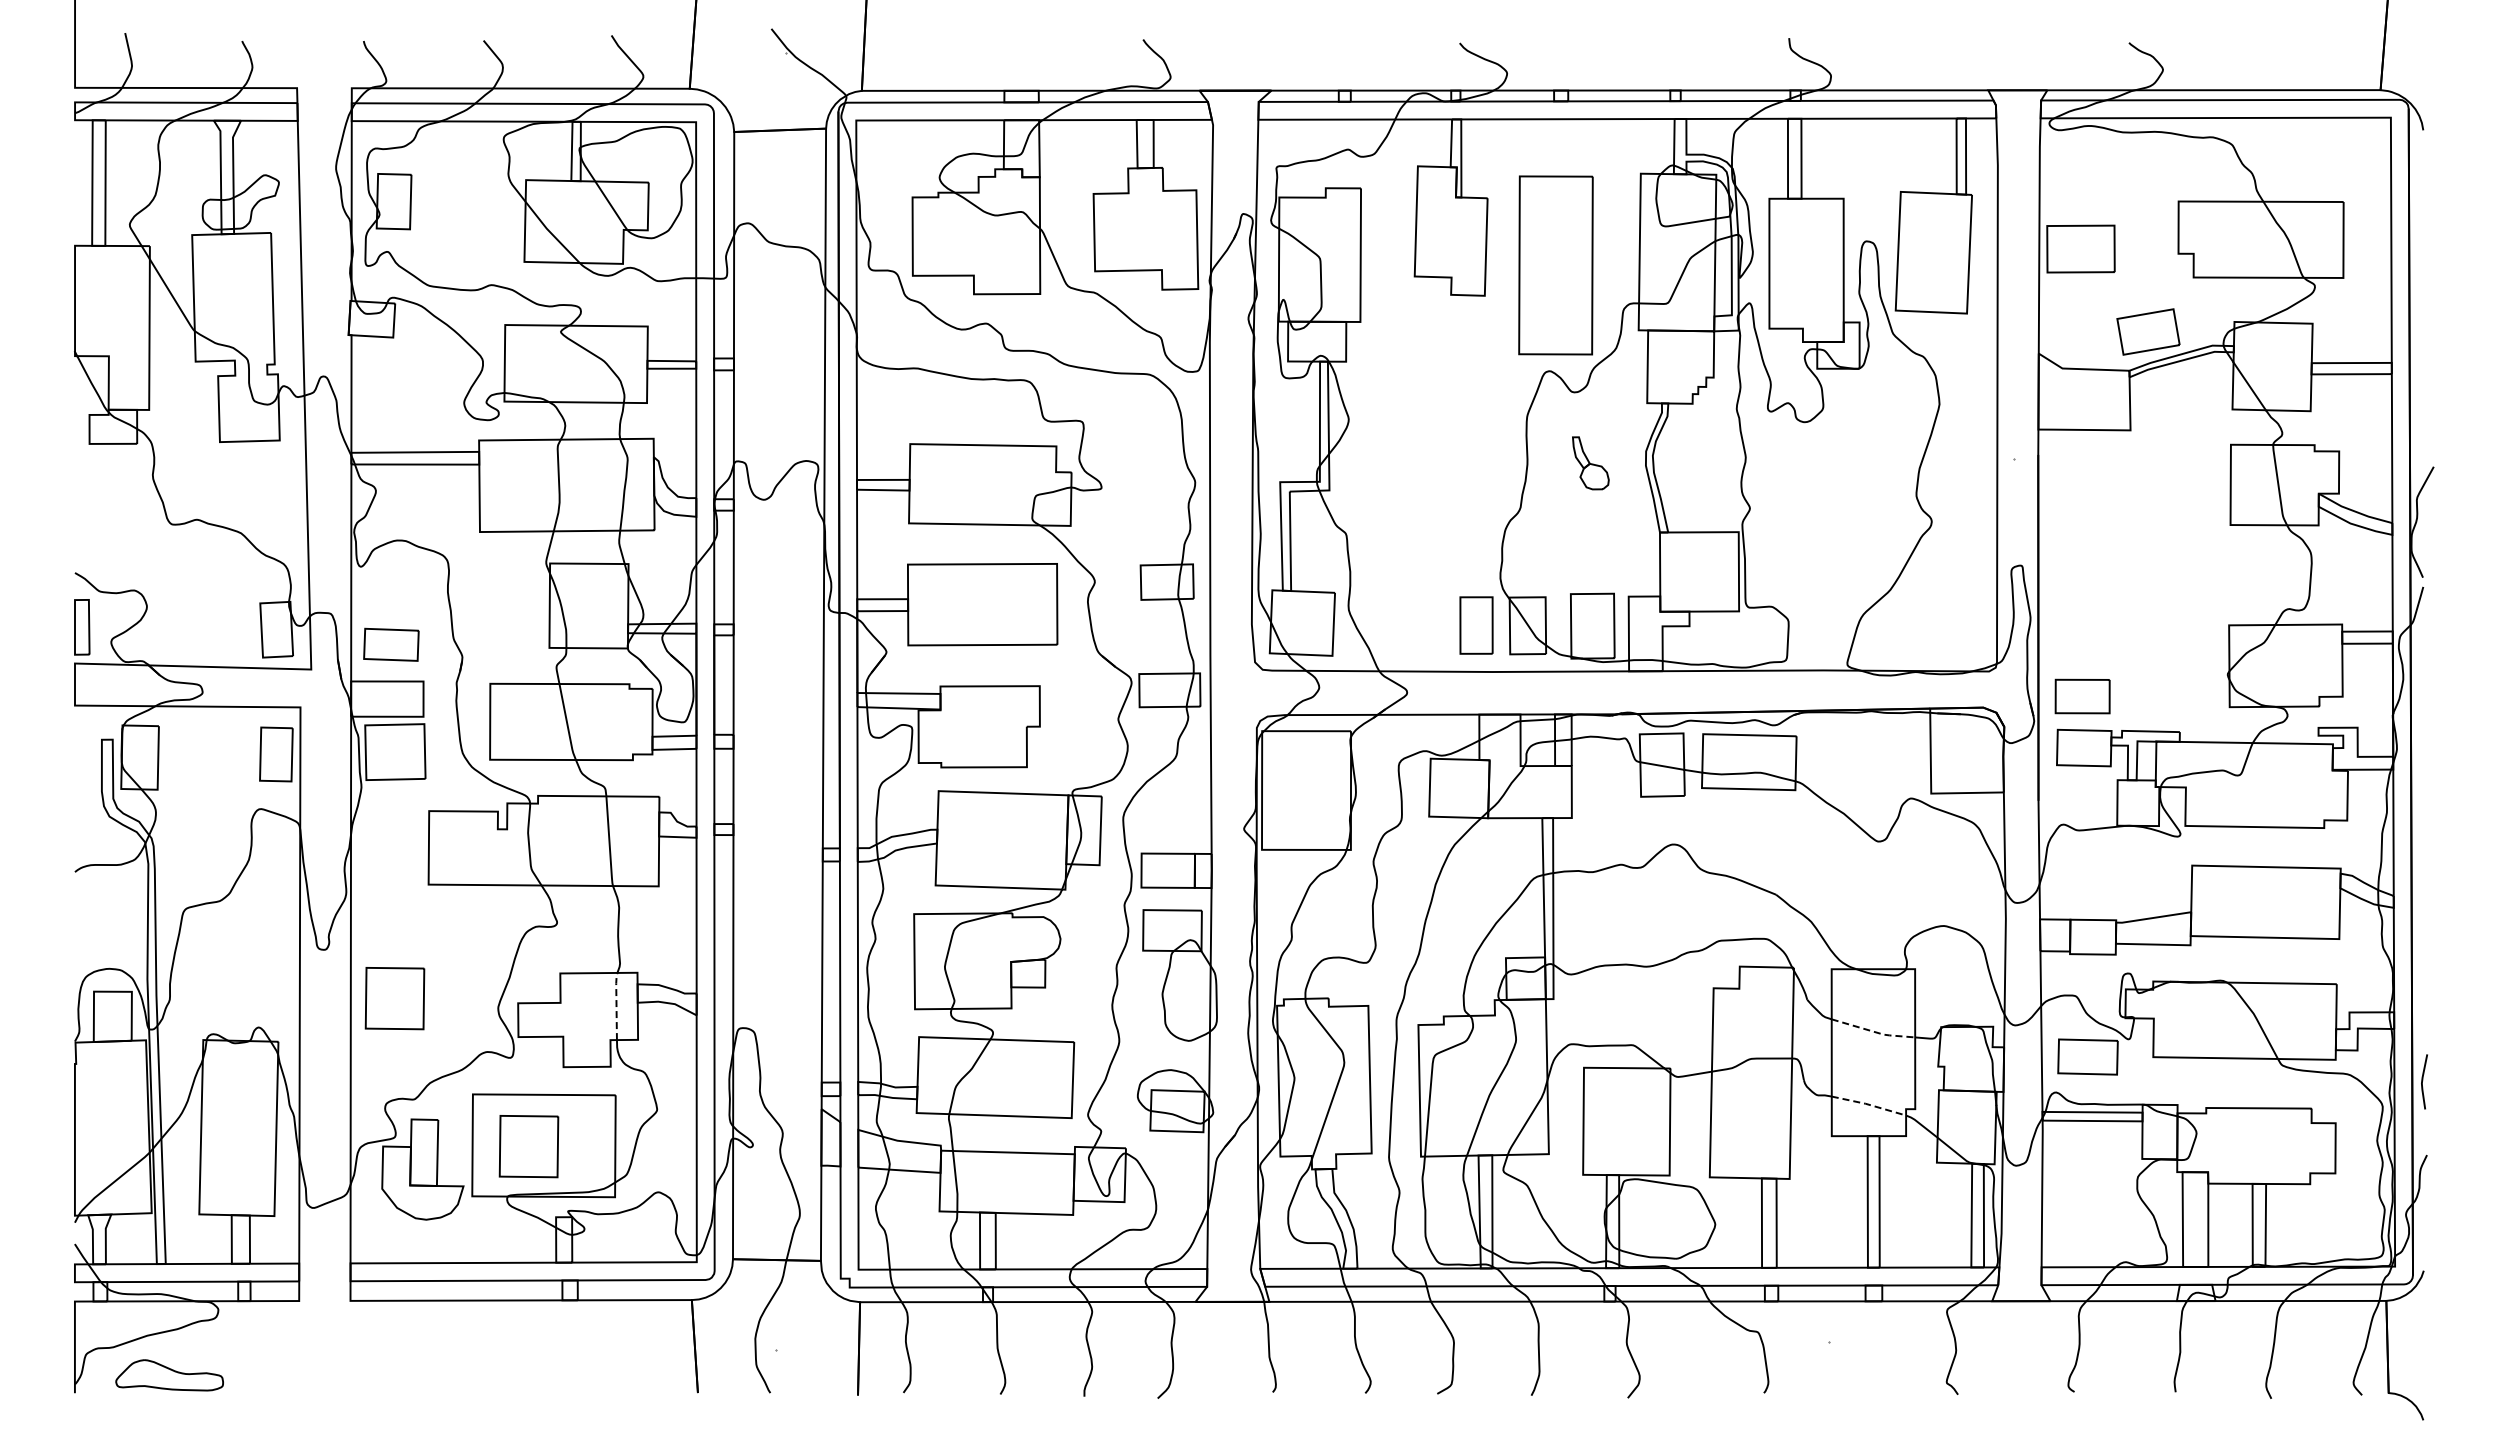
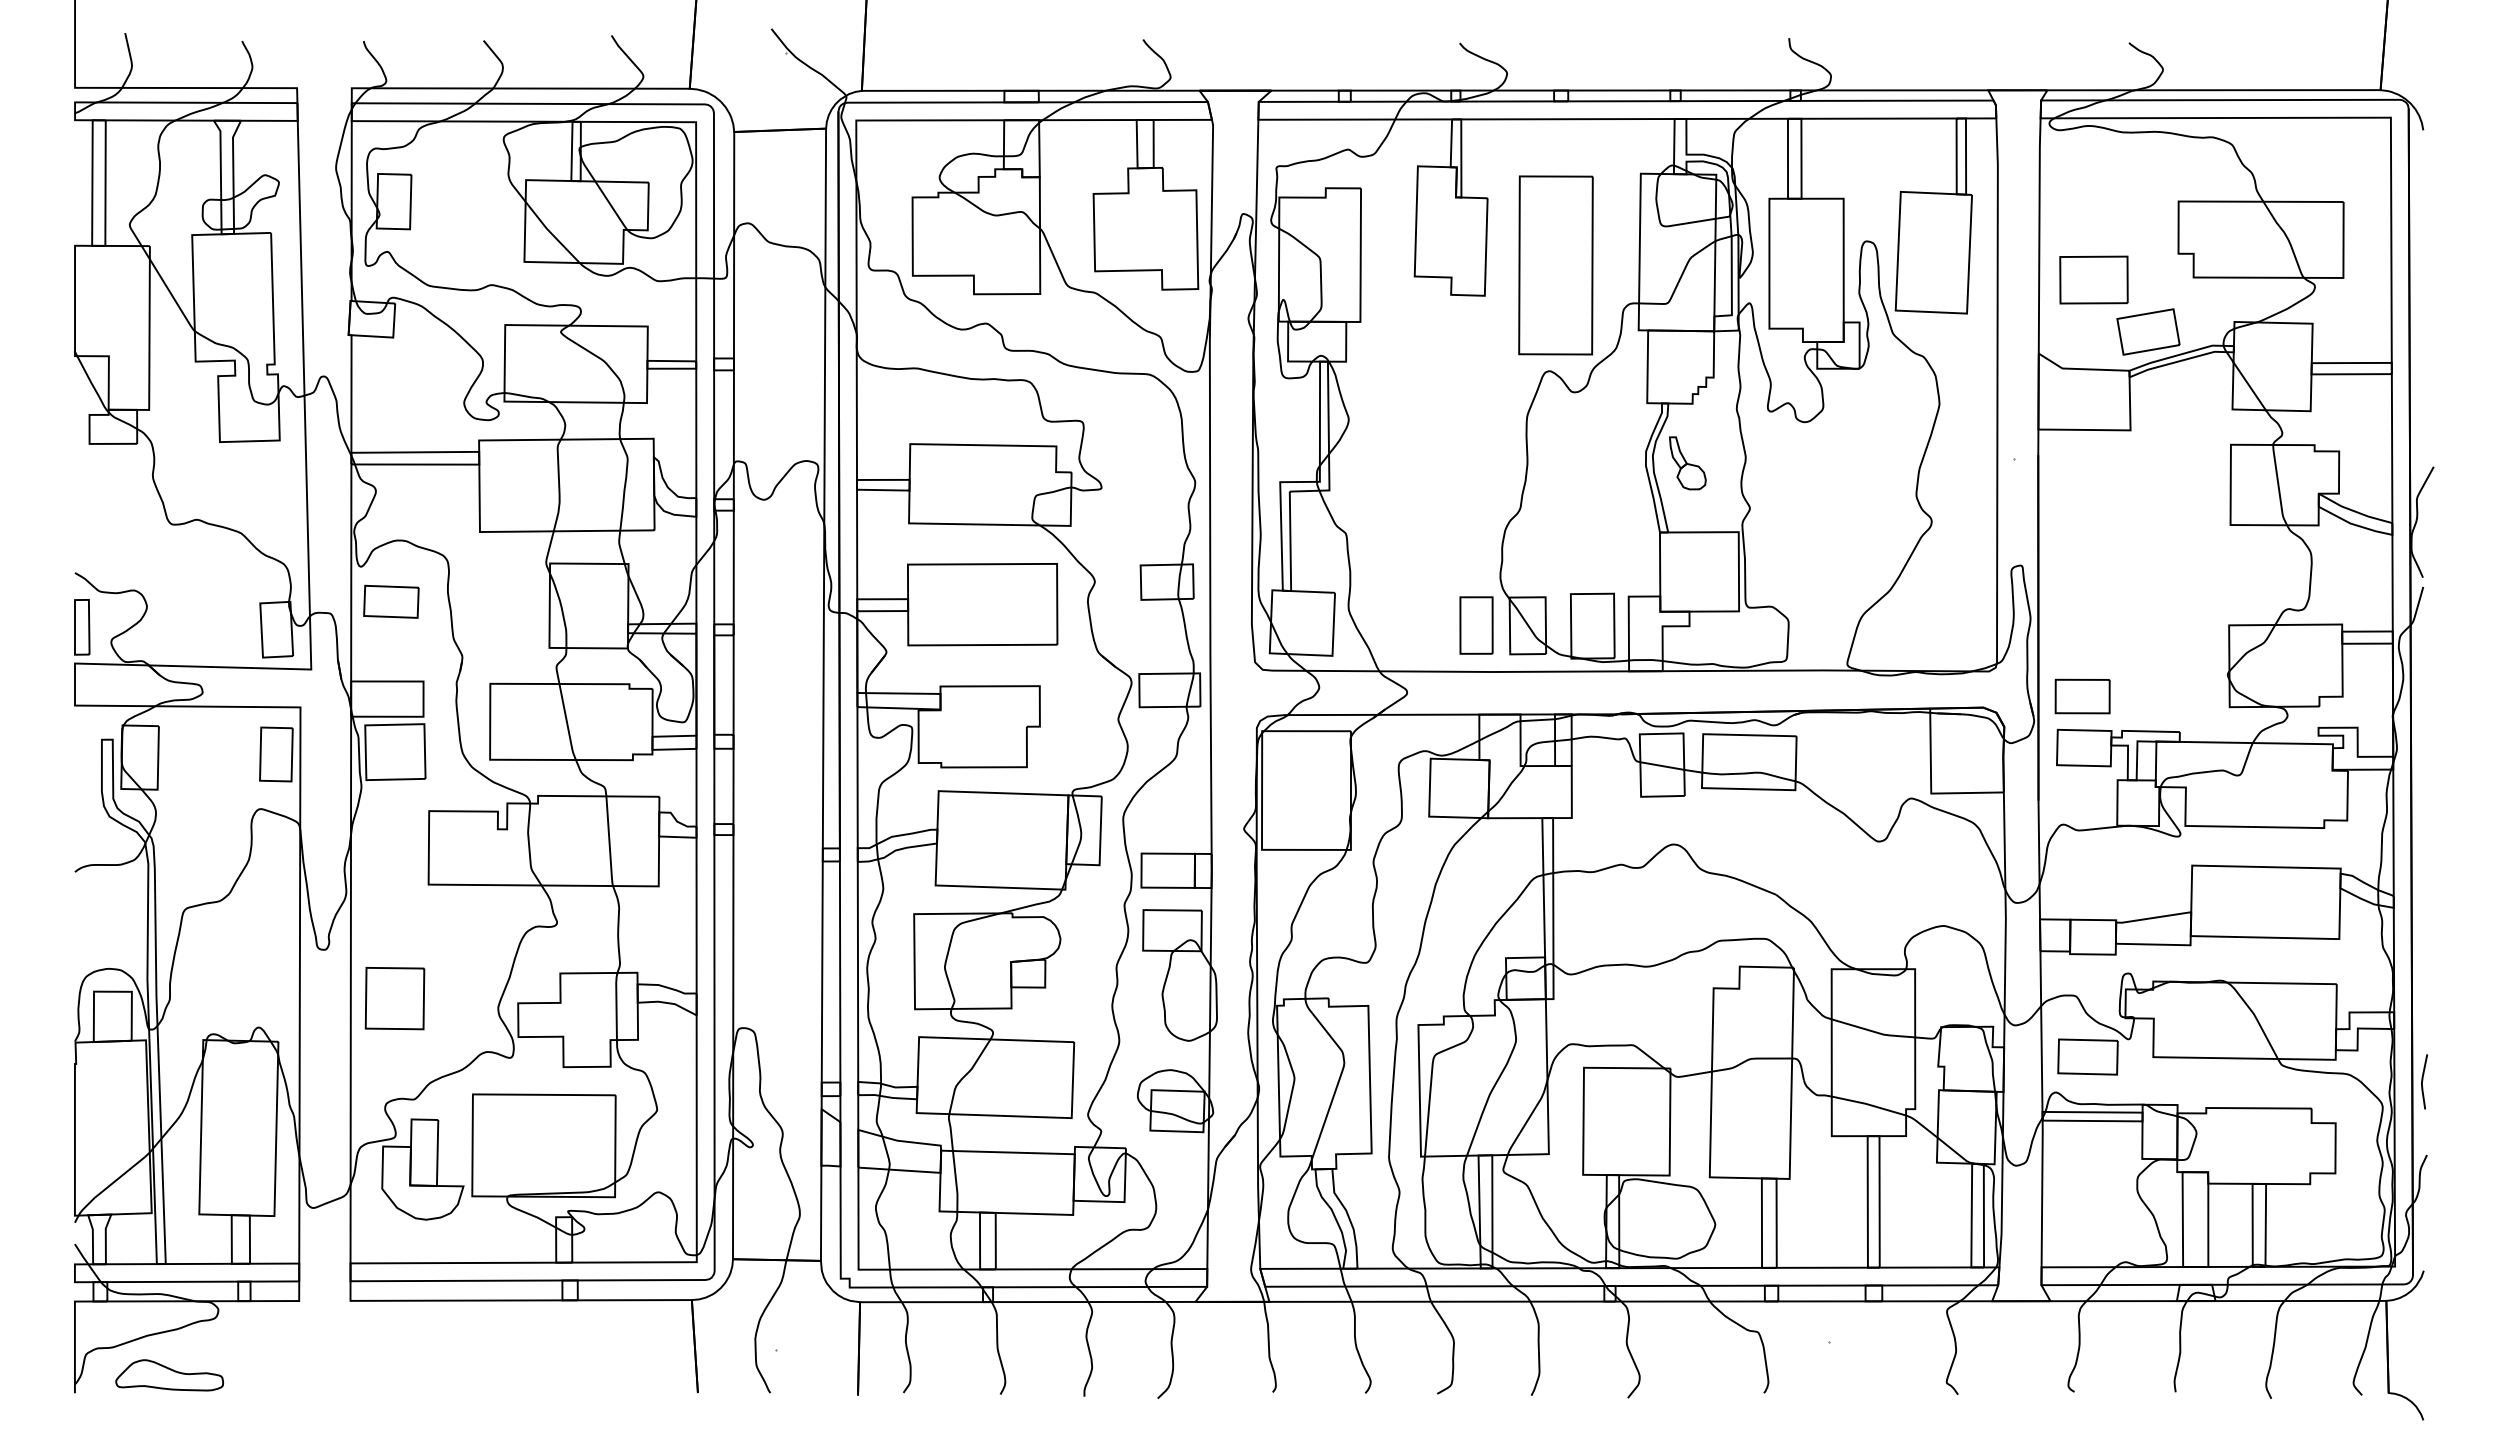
part position: (2080, 248) -> (2093, 279) (2093, 279)
part position: (1590, 463) -> (1687, 463) (1687, 463)
part position: (391, 644) -> (391, 601) (391, 601)
line: dashed -> solid (616, 1005)
line: dashed -> solid (1874, 1031)
line: dashed -> solid (1869, 1104)
part: present -> none (528, 1146)
